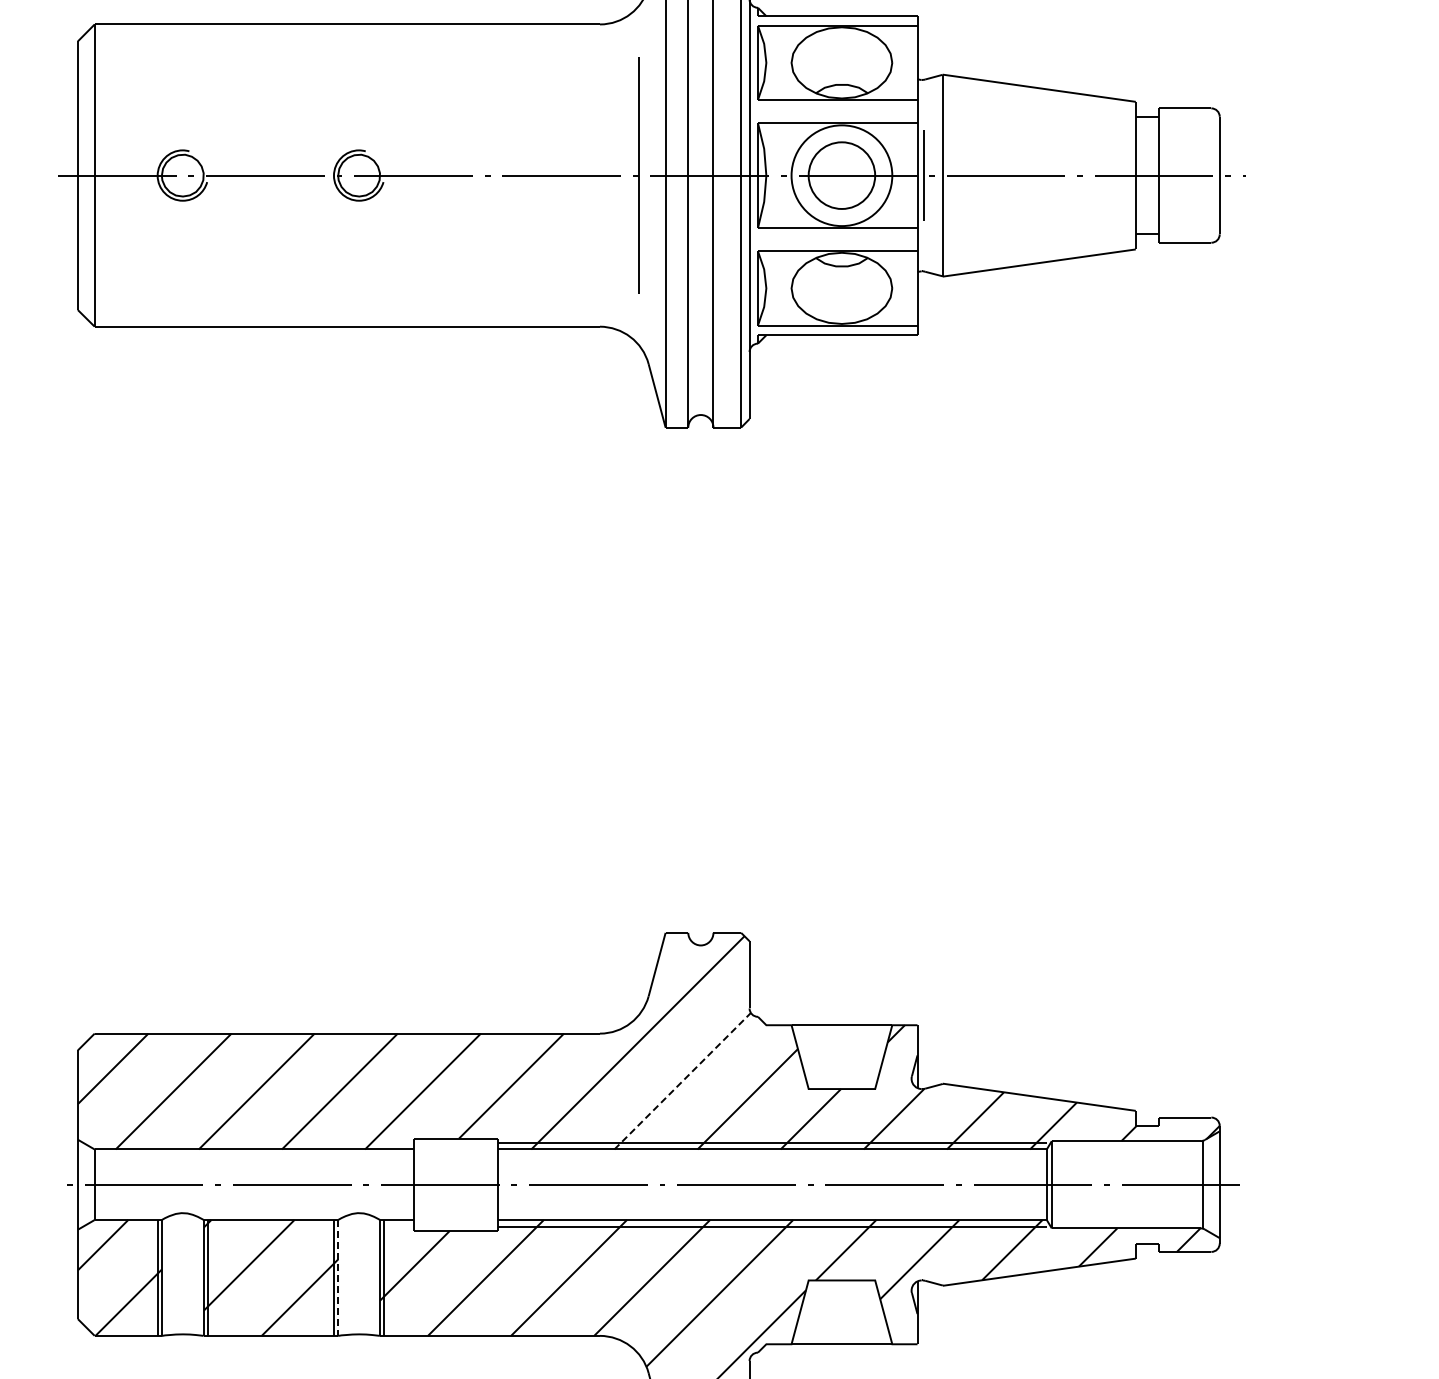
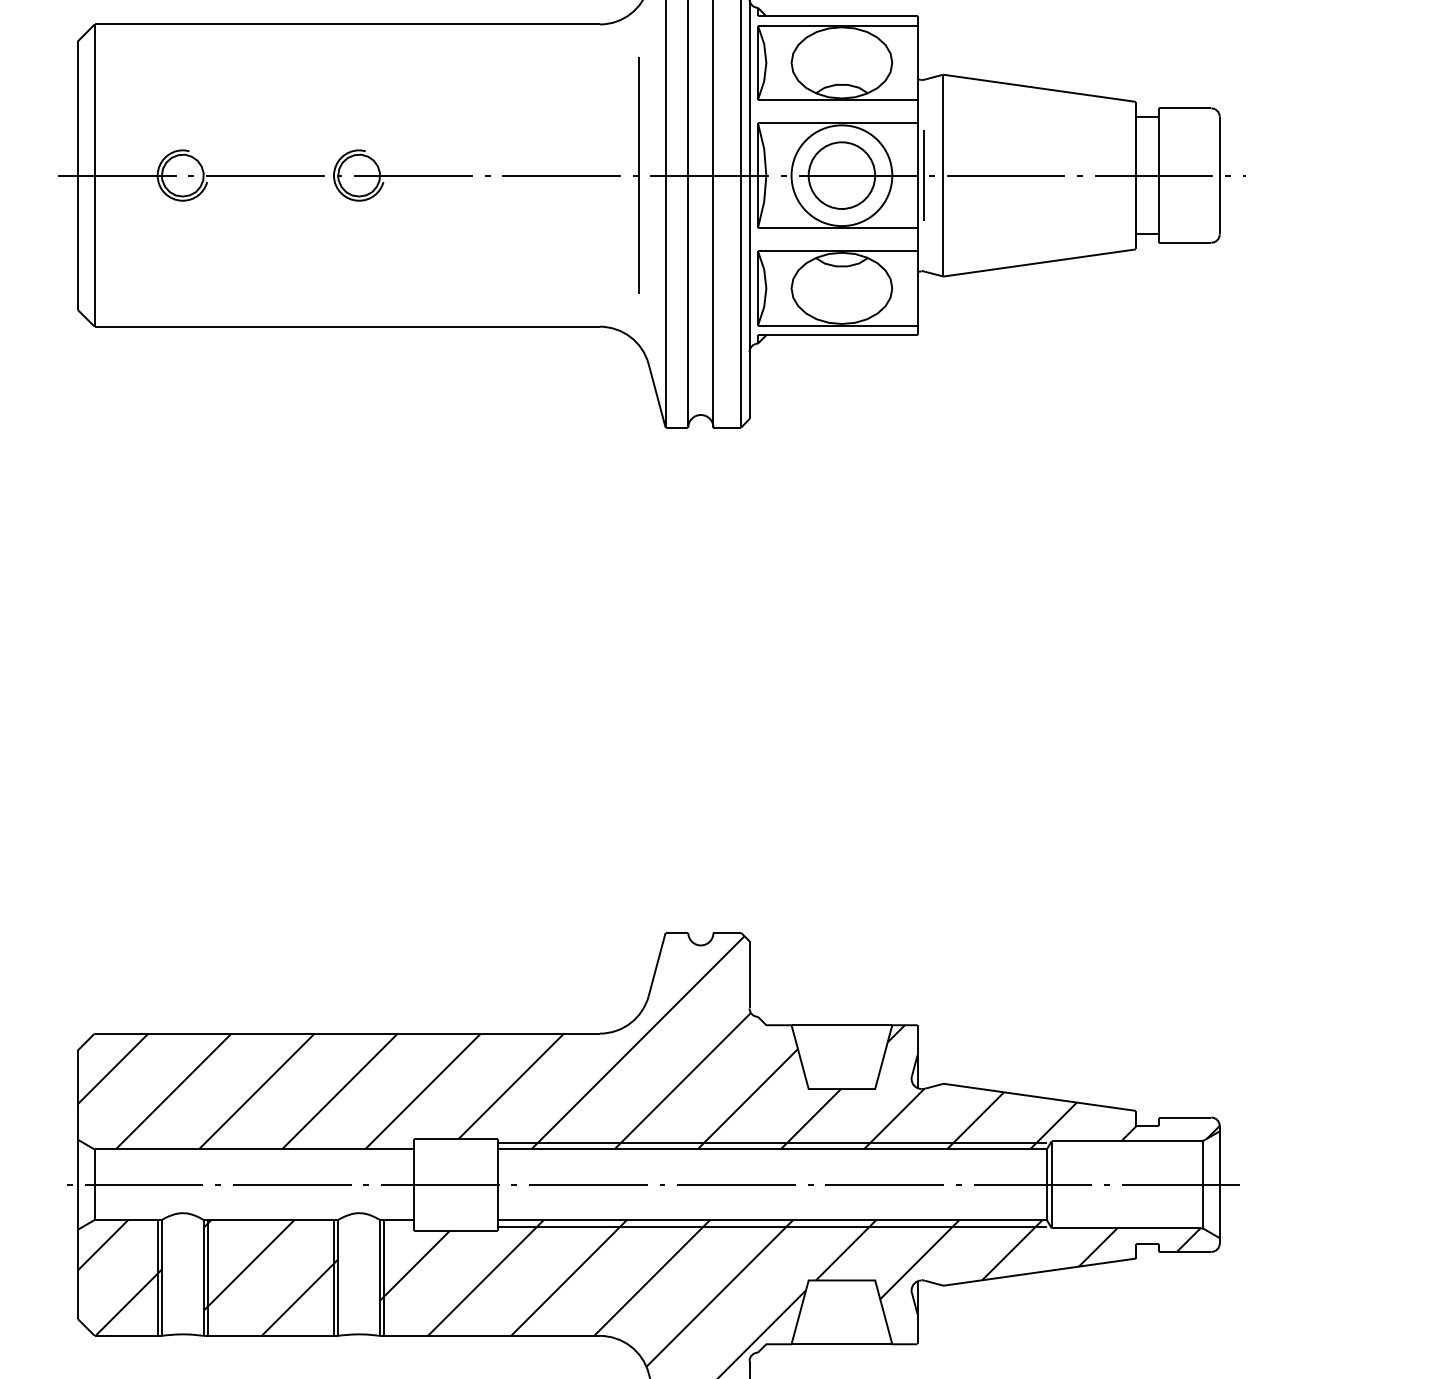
line: dashed -> solid (682, 1081)
line: dashed -> solid (338, 1277)
